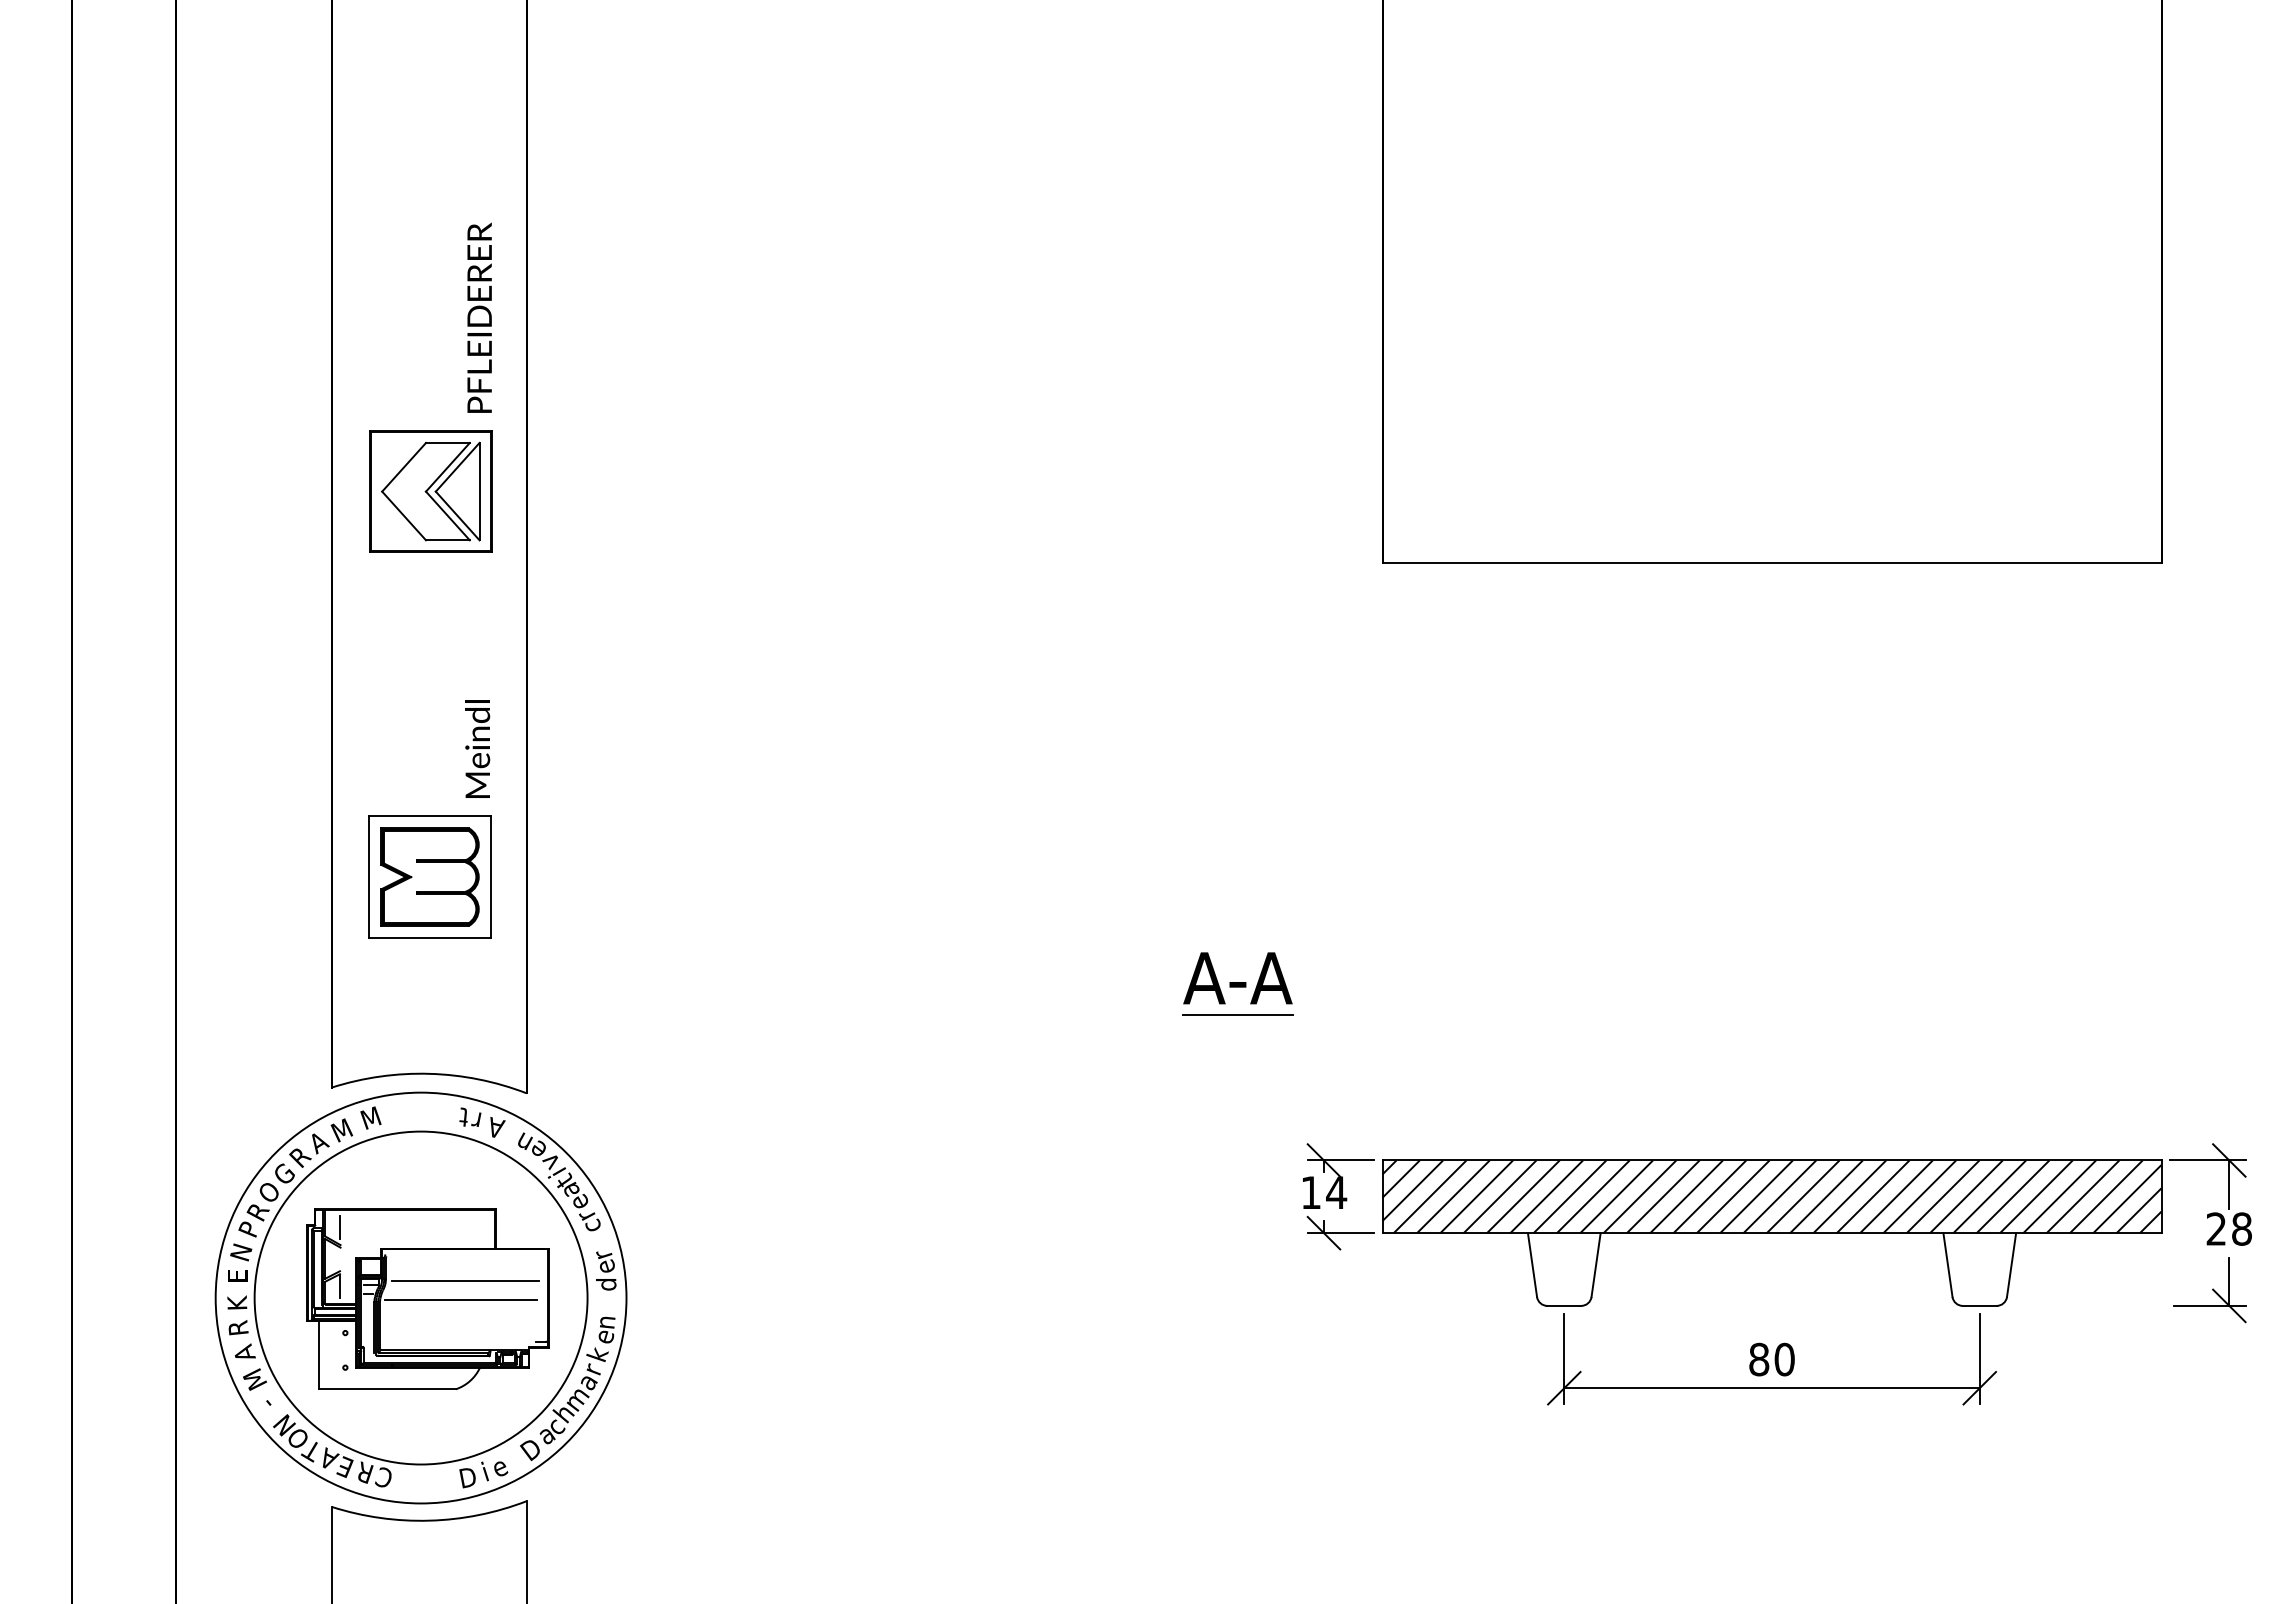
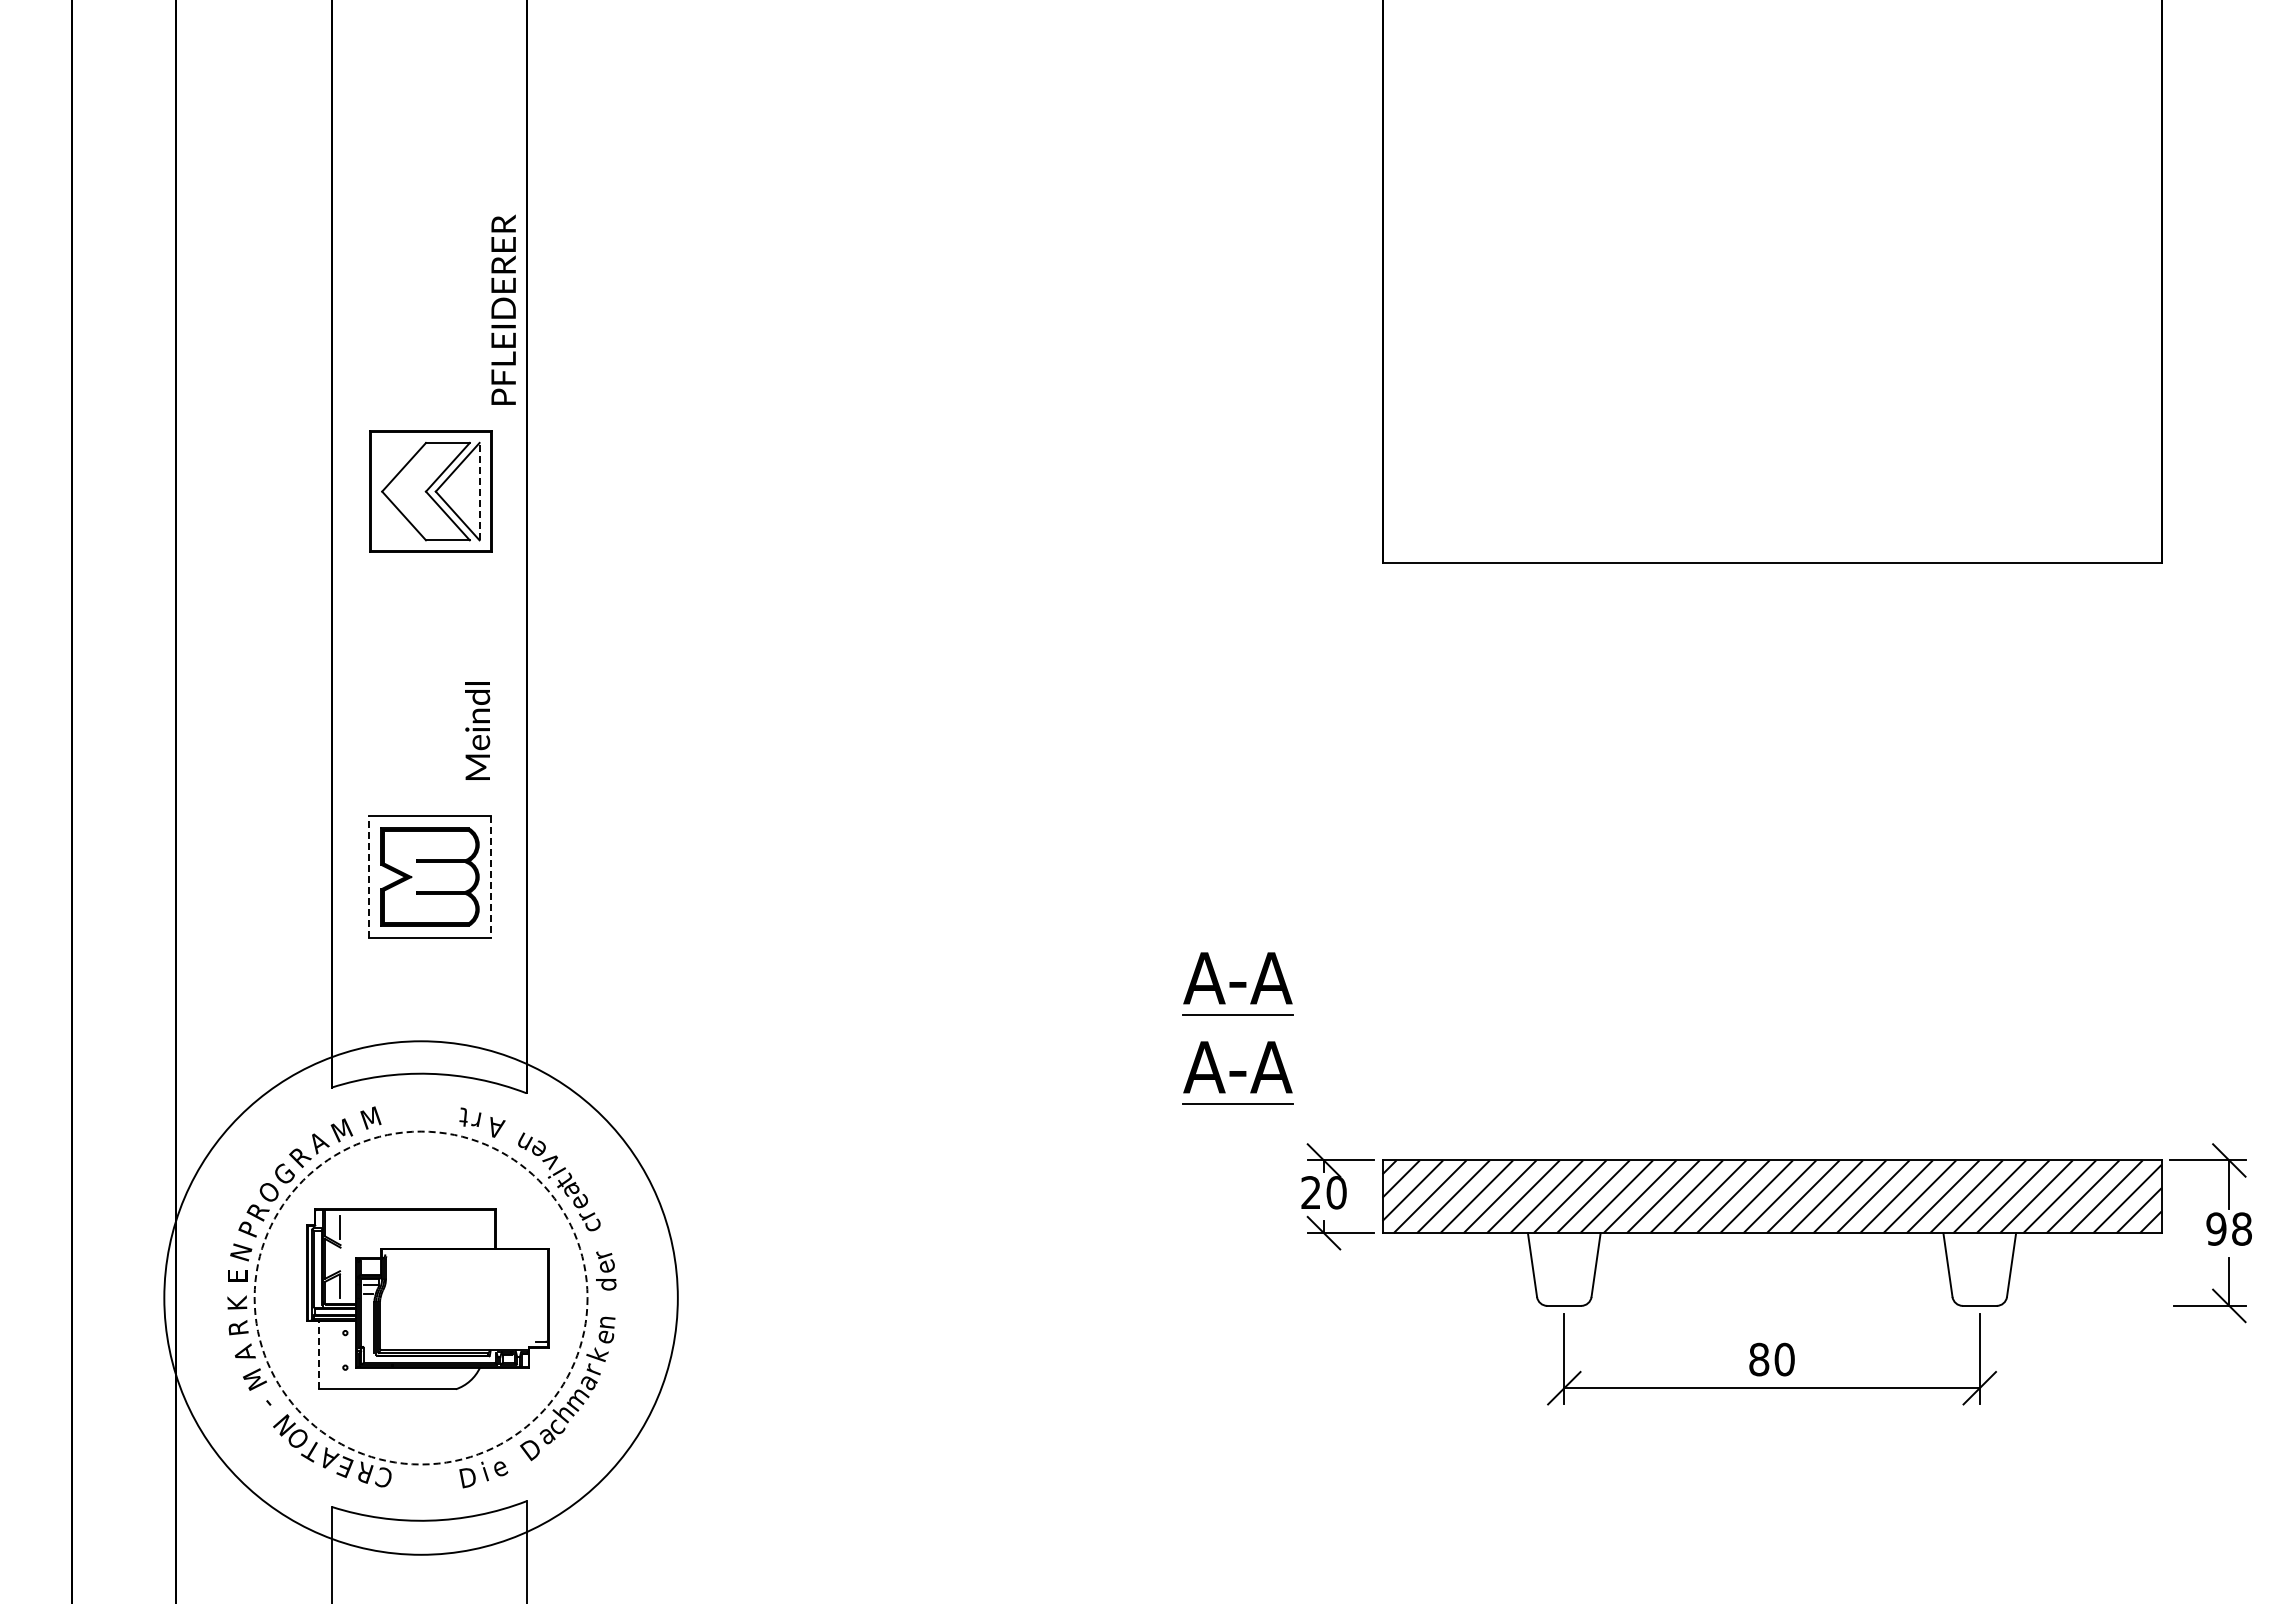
text position: (479, 317) -> (503, 309) (503, 309)
line: solid -> dashed (479, 491)
text position: (477, 748) -> (477, 730) (477, 730)
line: solid -> dashed (369, 877)
line: solid -> dashed (490, 877)
part: none -> present (1237, 1072)
text: 14 -> 20 (1324, 1192)
text: 28 -> 98 (2216, 1228)
line: present -> none (465, 1280)
circle diameter: 411 px -> 514 px (420, 1297)
circle: solid -> dashed (420, 1297)
line: present -> none (461, 1300)
line: solid -> dashed (319, 1355)
